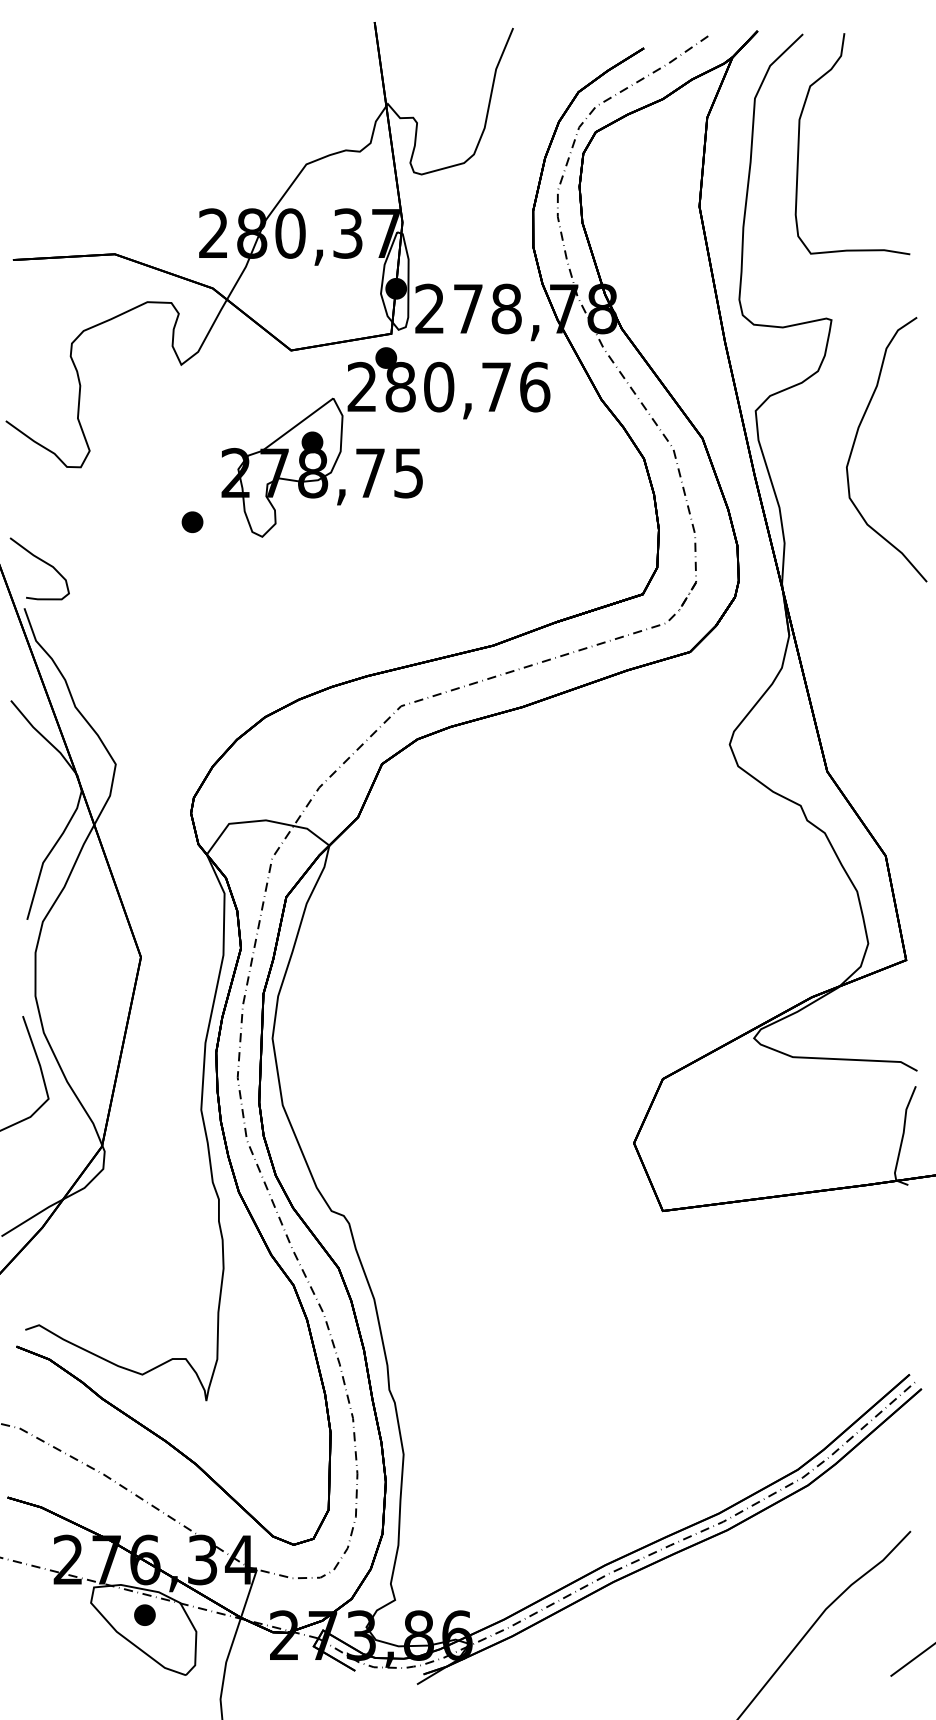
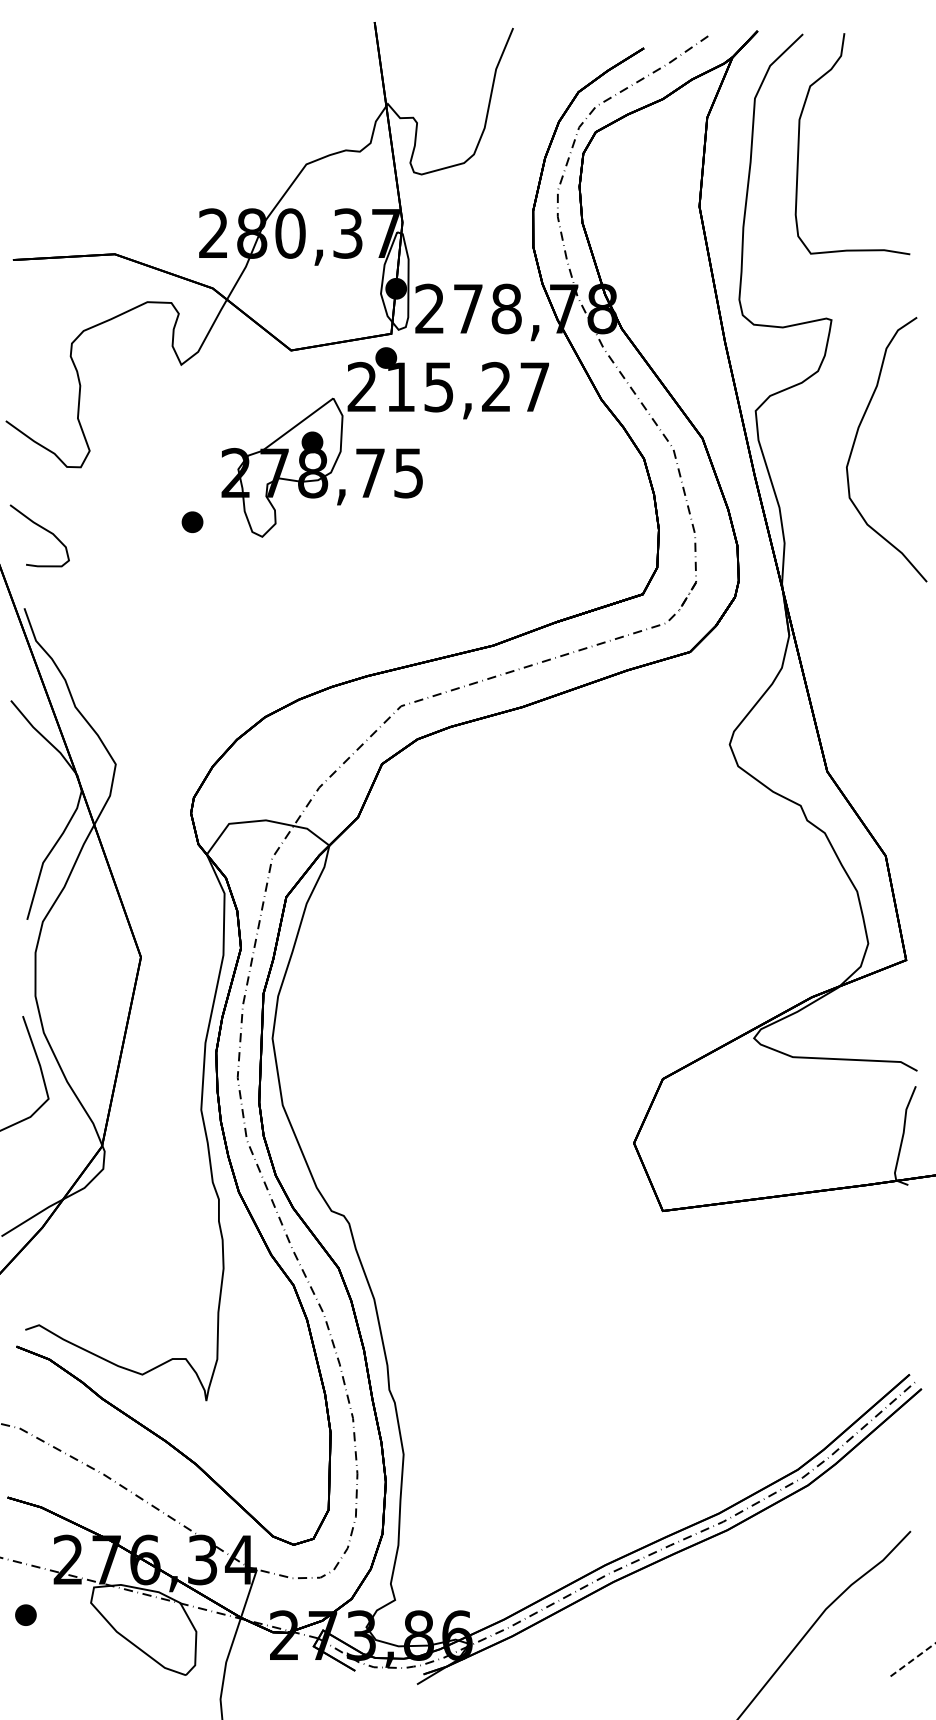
text: 280,76 -> 215,27 (467, 386)
curve position: (43, 562) -> (43, 529) (43, 529)
part position: (144, 1614) -> (25, 1614) (25, 1614)
line: solid -> dashed (912, 1659)
